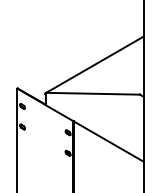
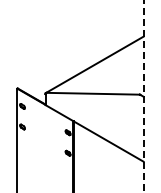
line: solid -> dashed (143, 96)
